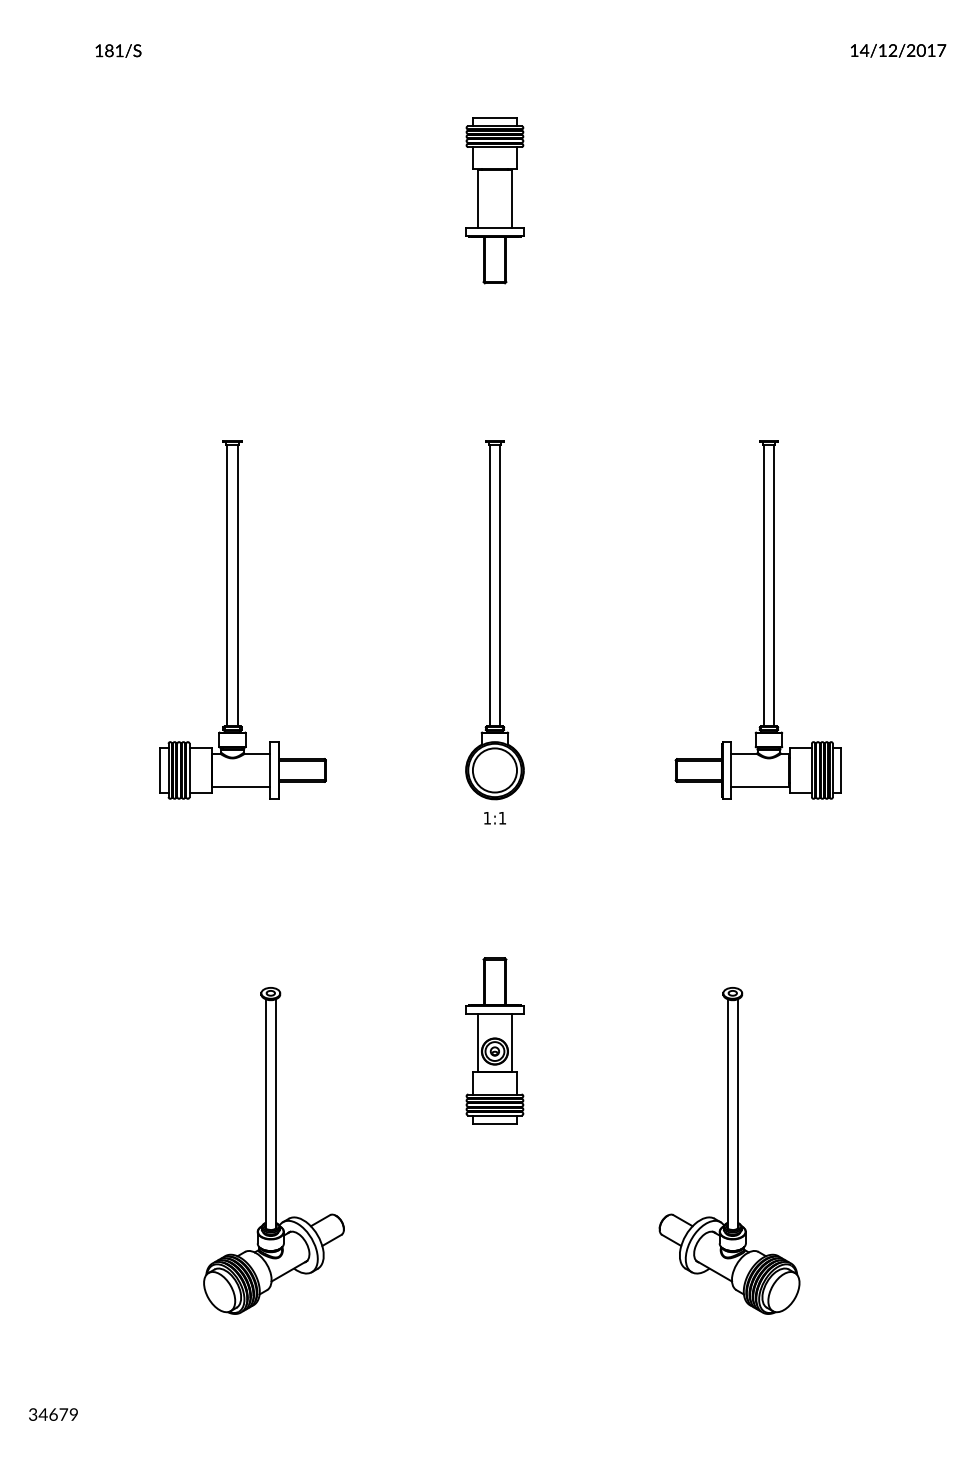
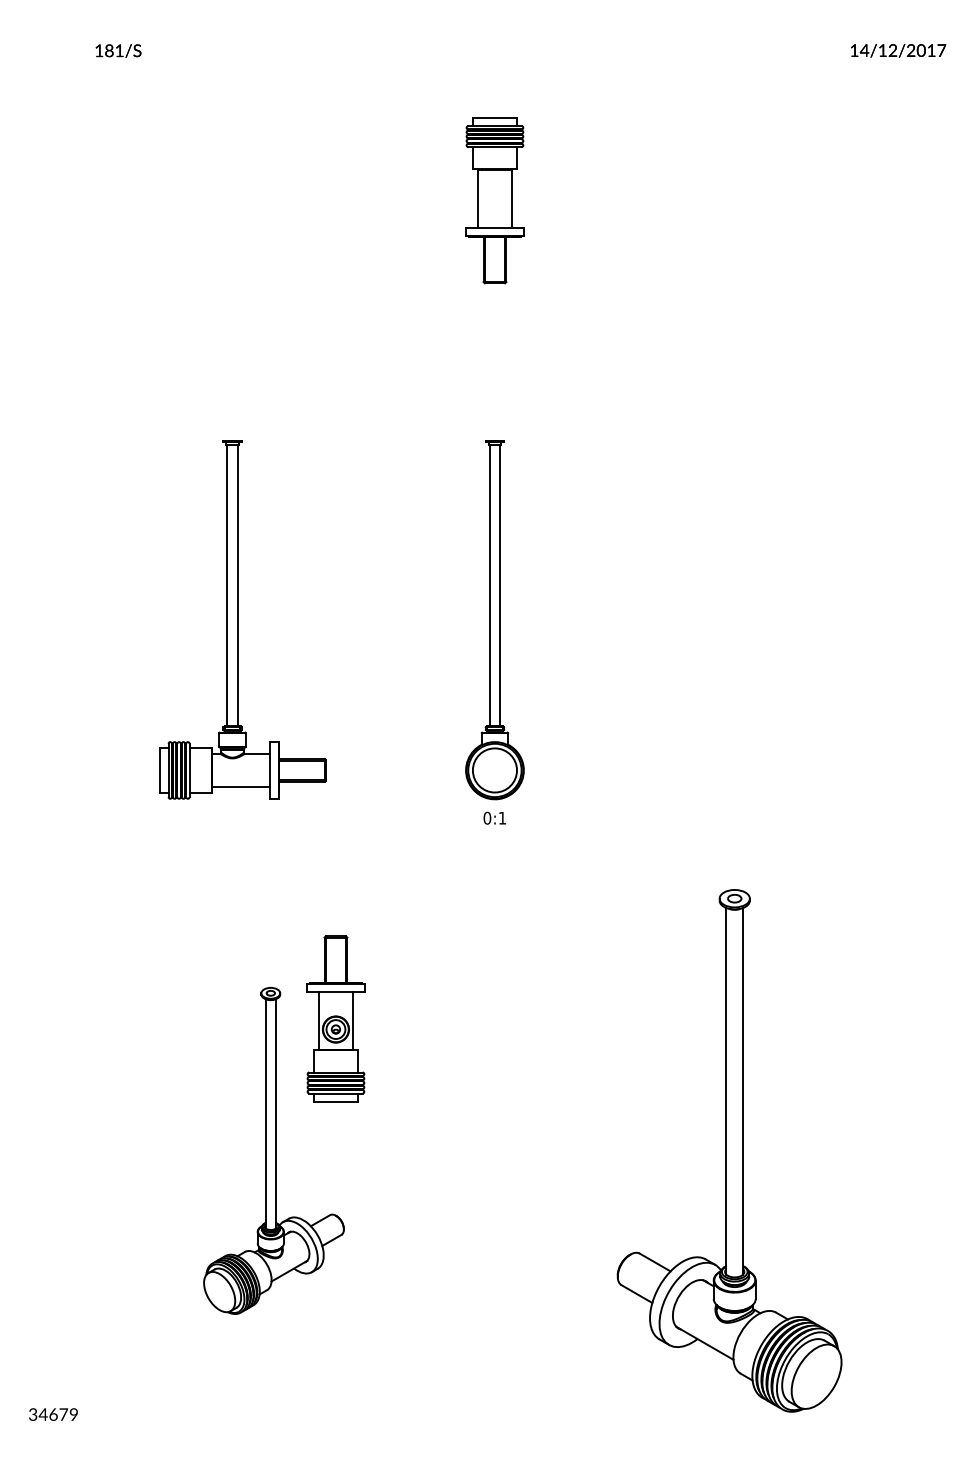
part: present -> none (757, 619)
text: 1:1 -> 0:1 (487, 817)
part position: (494, 1040) -> (335, 1018) (335, 1018)
part size: 143x328 px -> 227x524 px (729, 1150)
